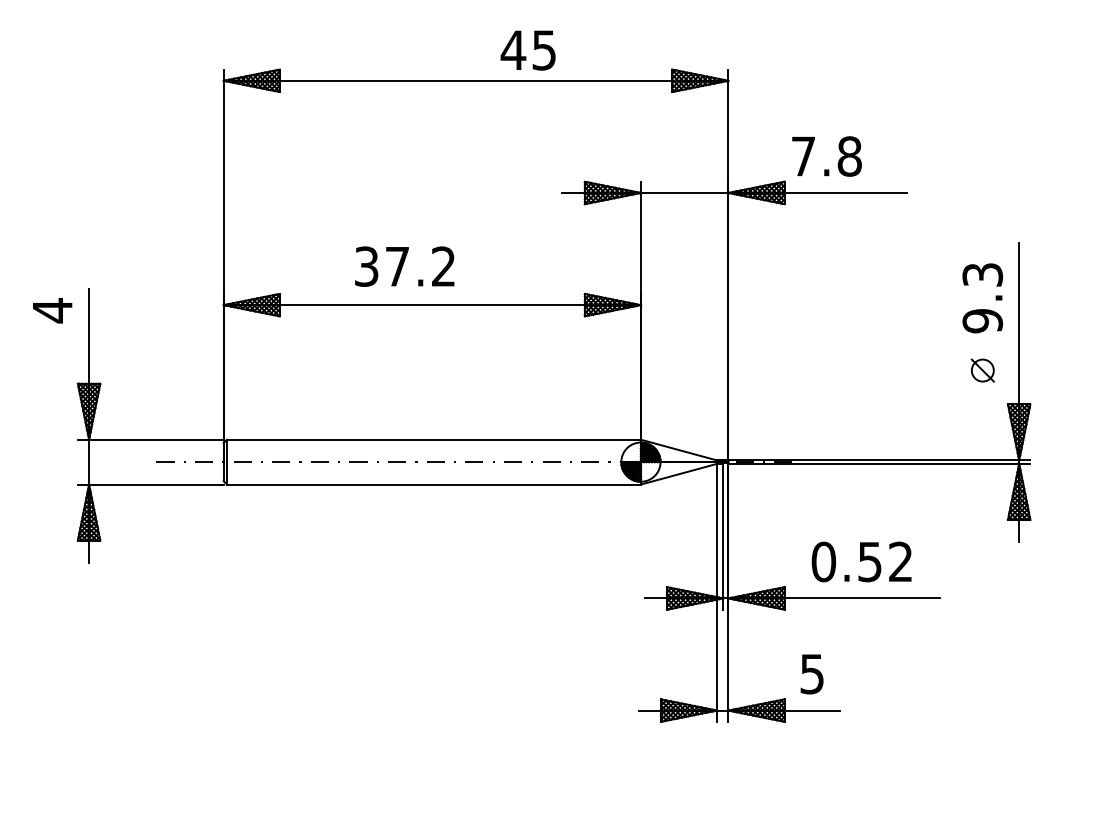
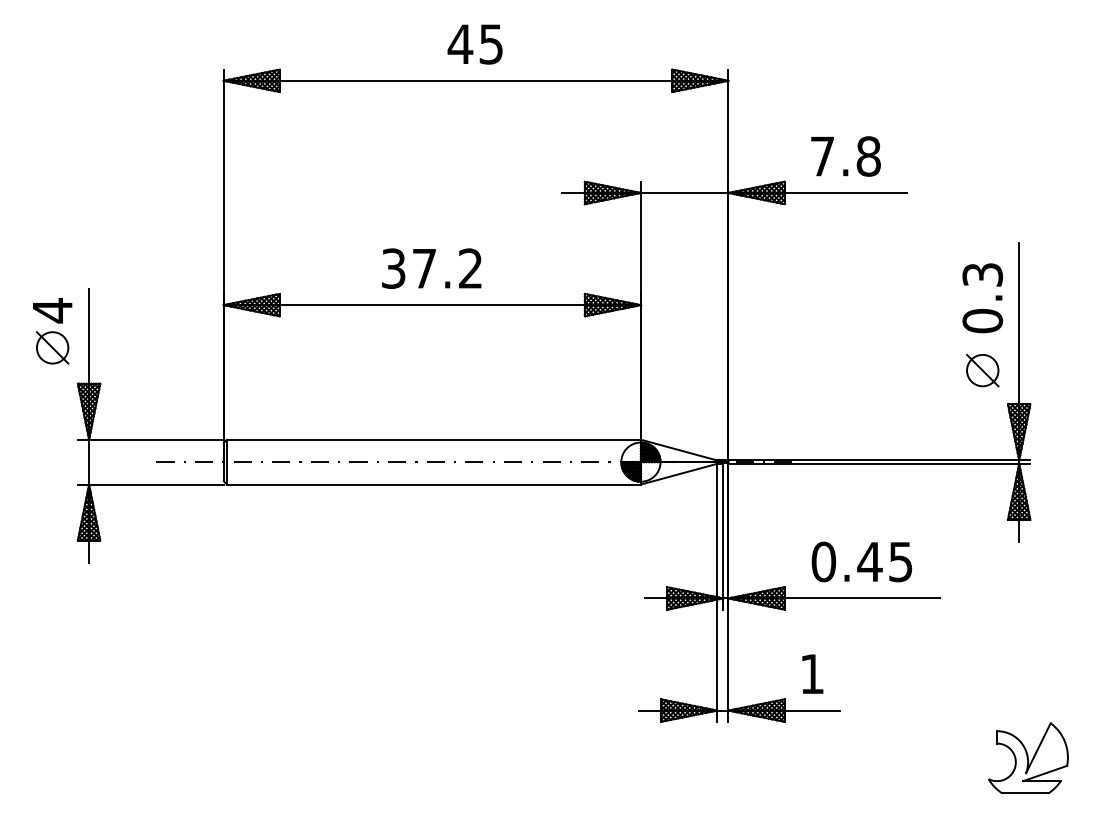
text position: (527, 50) -> (474, 44) (474, 44)
text position: (826, 156) -> (845, 156) (845, 156)
text position: (404, 266) -> (431, 268) (431, 268)
text: 9.3 -> 0.3 (982, 320)
part: none -> present (52, 347)
part size: 25x25 px -> 34x35 px (982, 370)
text: 0.52 -> 0.45 (884, 561)
text: 5 -> 1 (811, 674)
part: none -> present (1028, 757)
